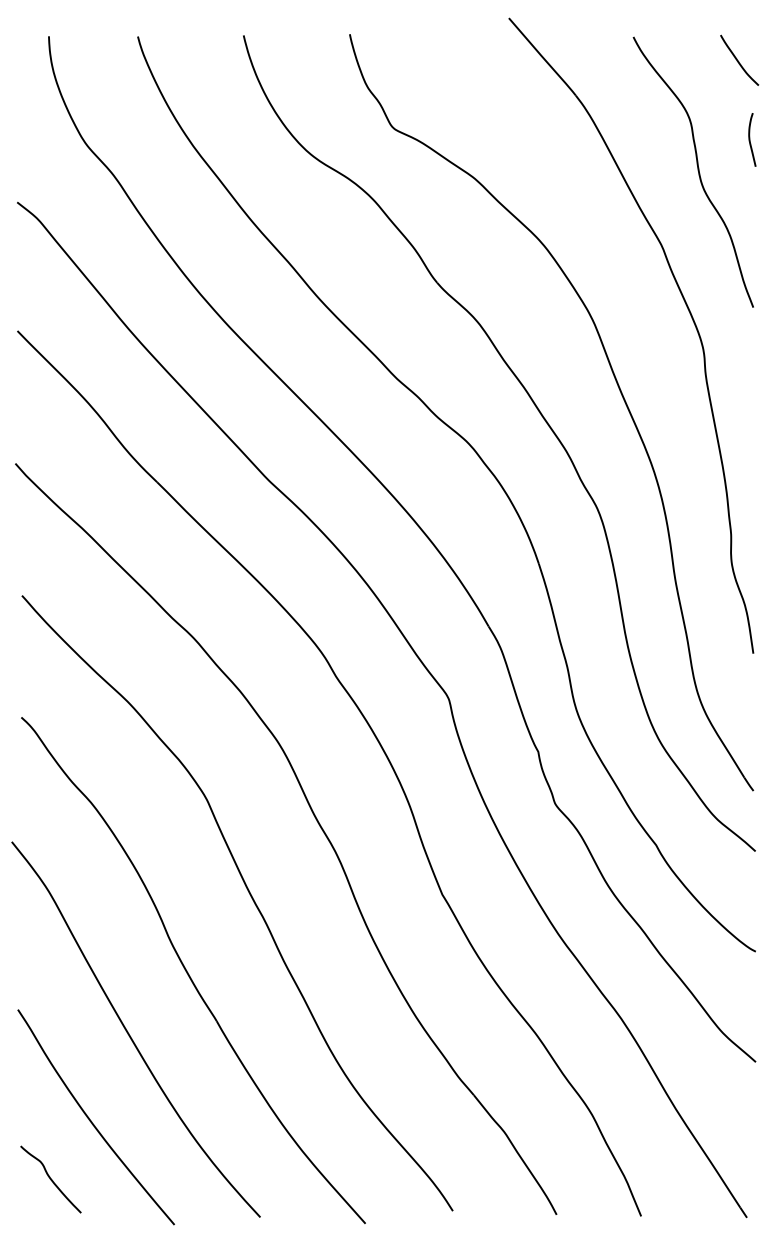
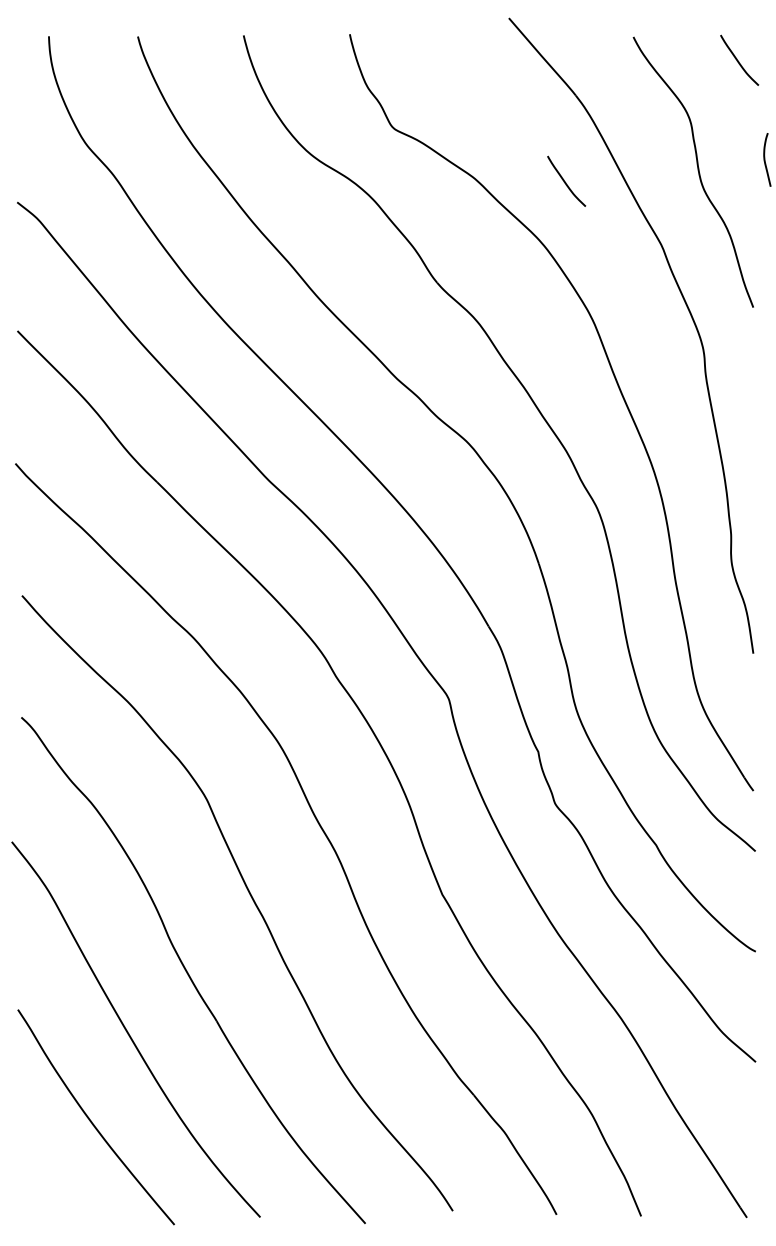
curve position: (750, 139) -> (765, 159) (765, 159)
curve: none -> present (565, 181)
curve: present -> none (50, 1179)
